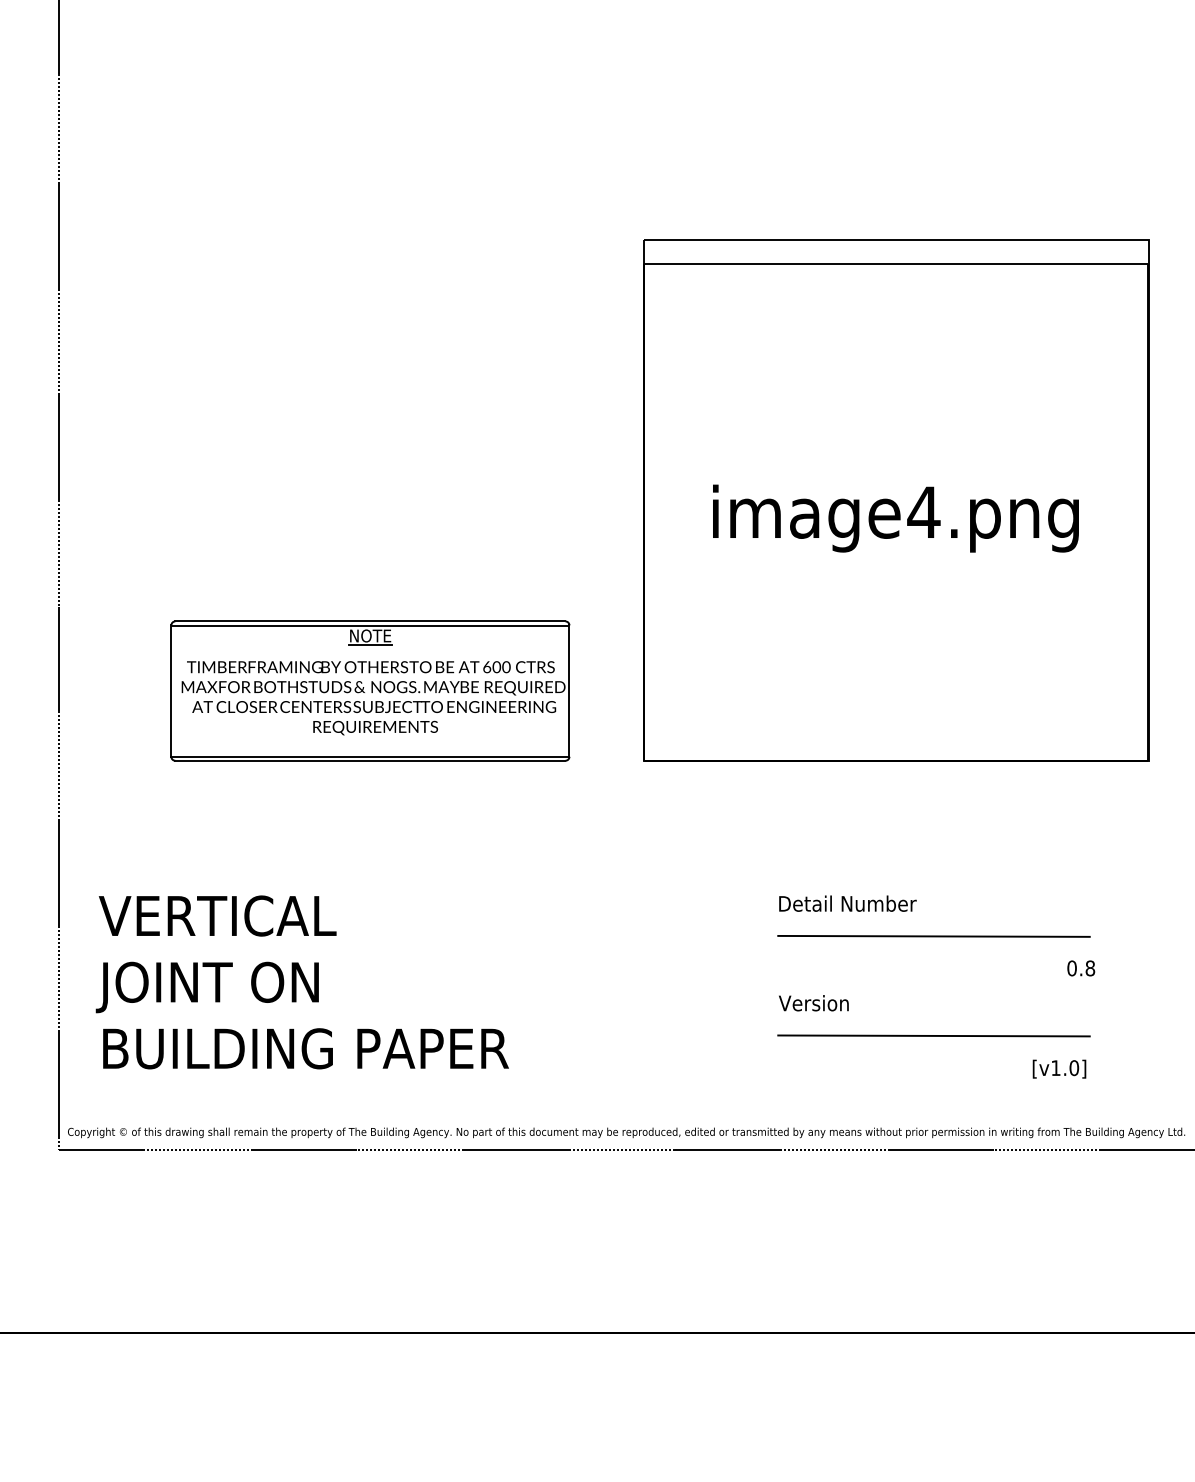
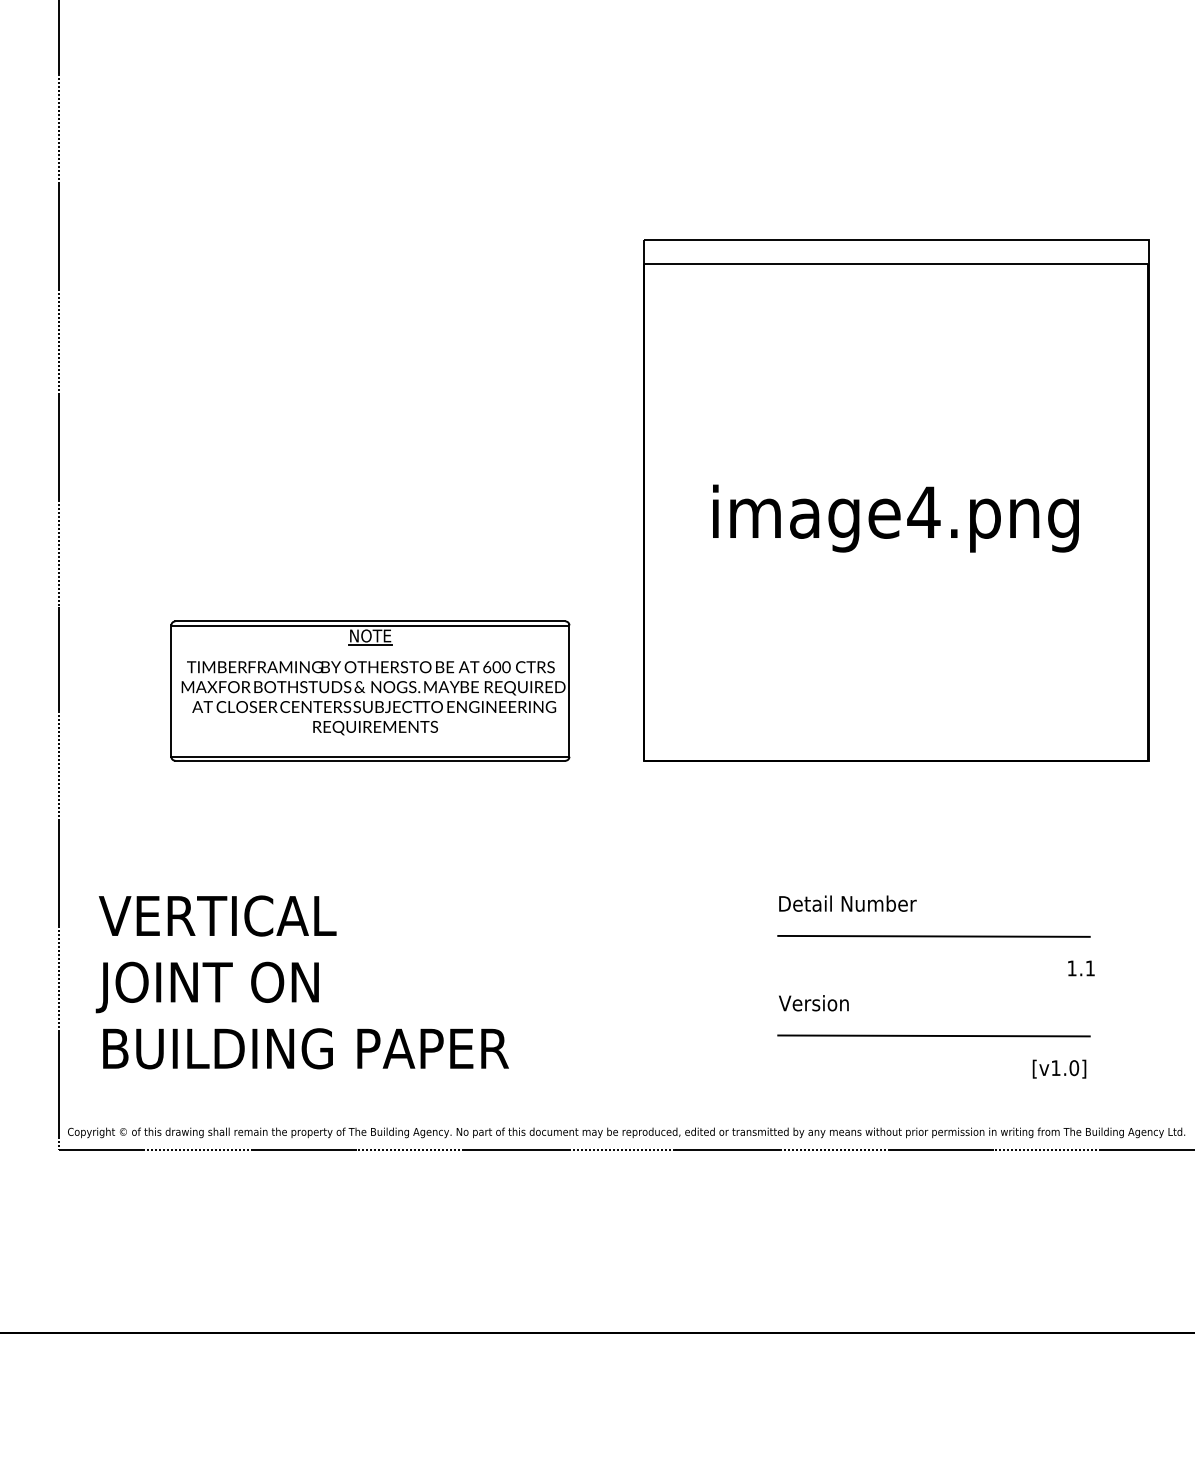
text: 0.8 -> 1.1 (1081, 968)
